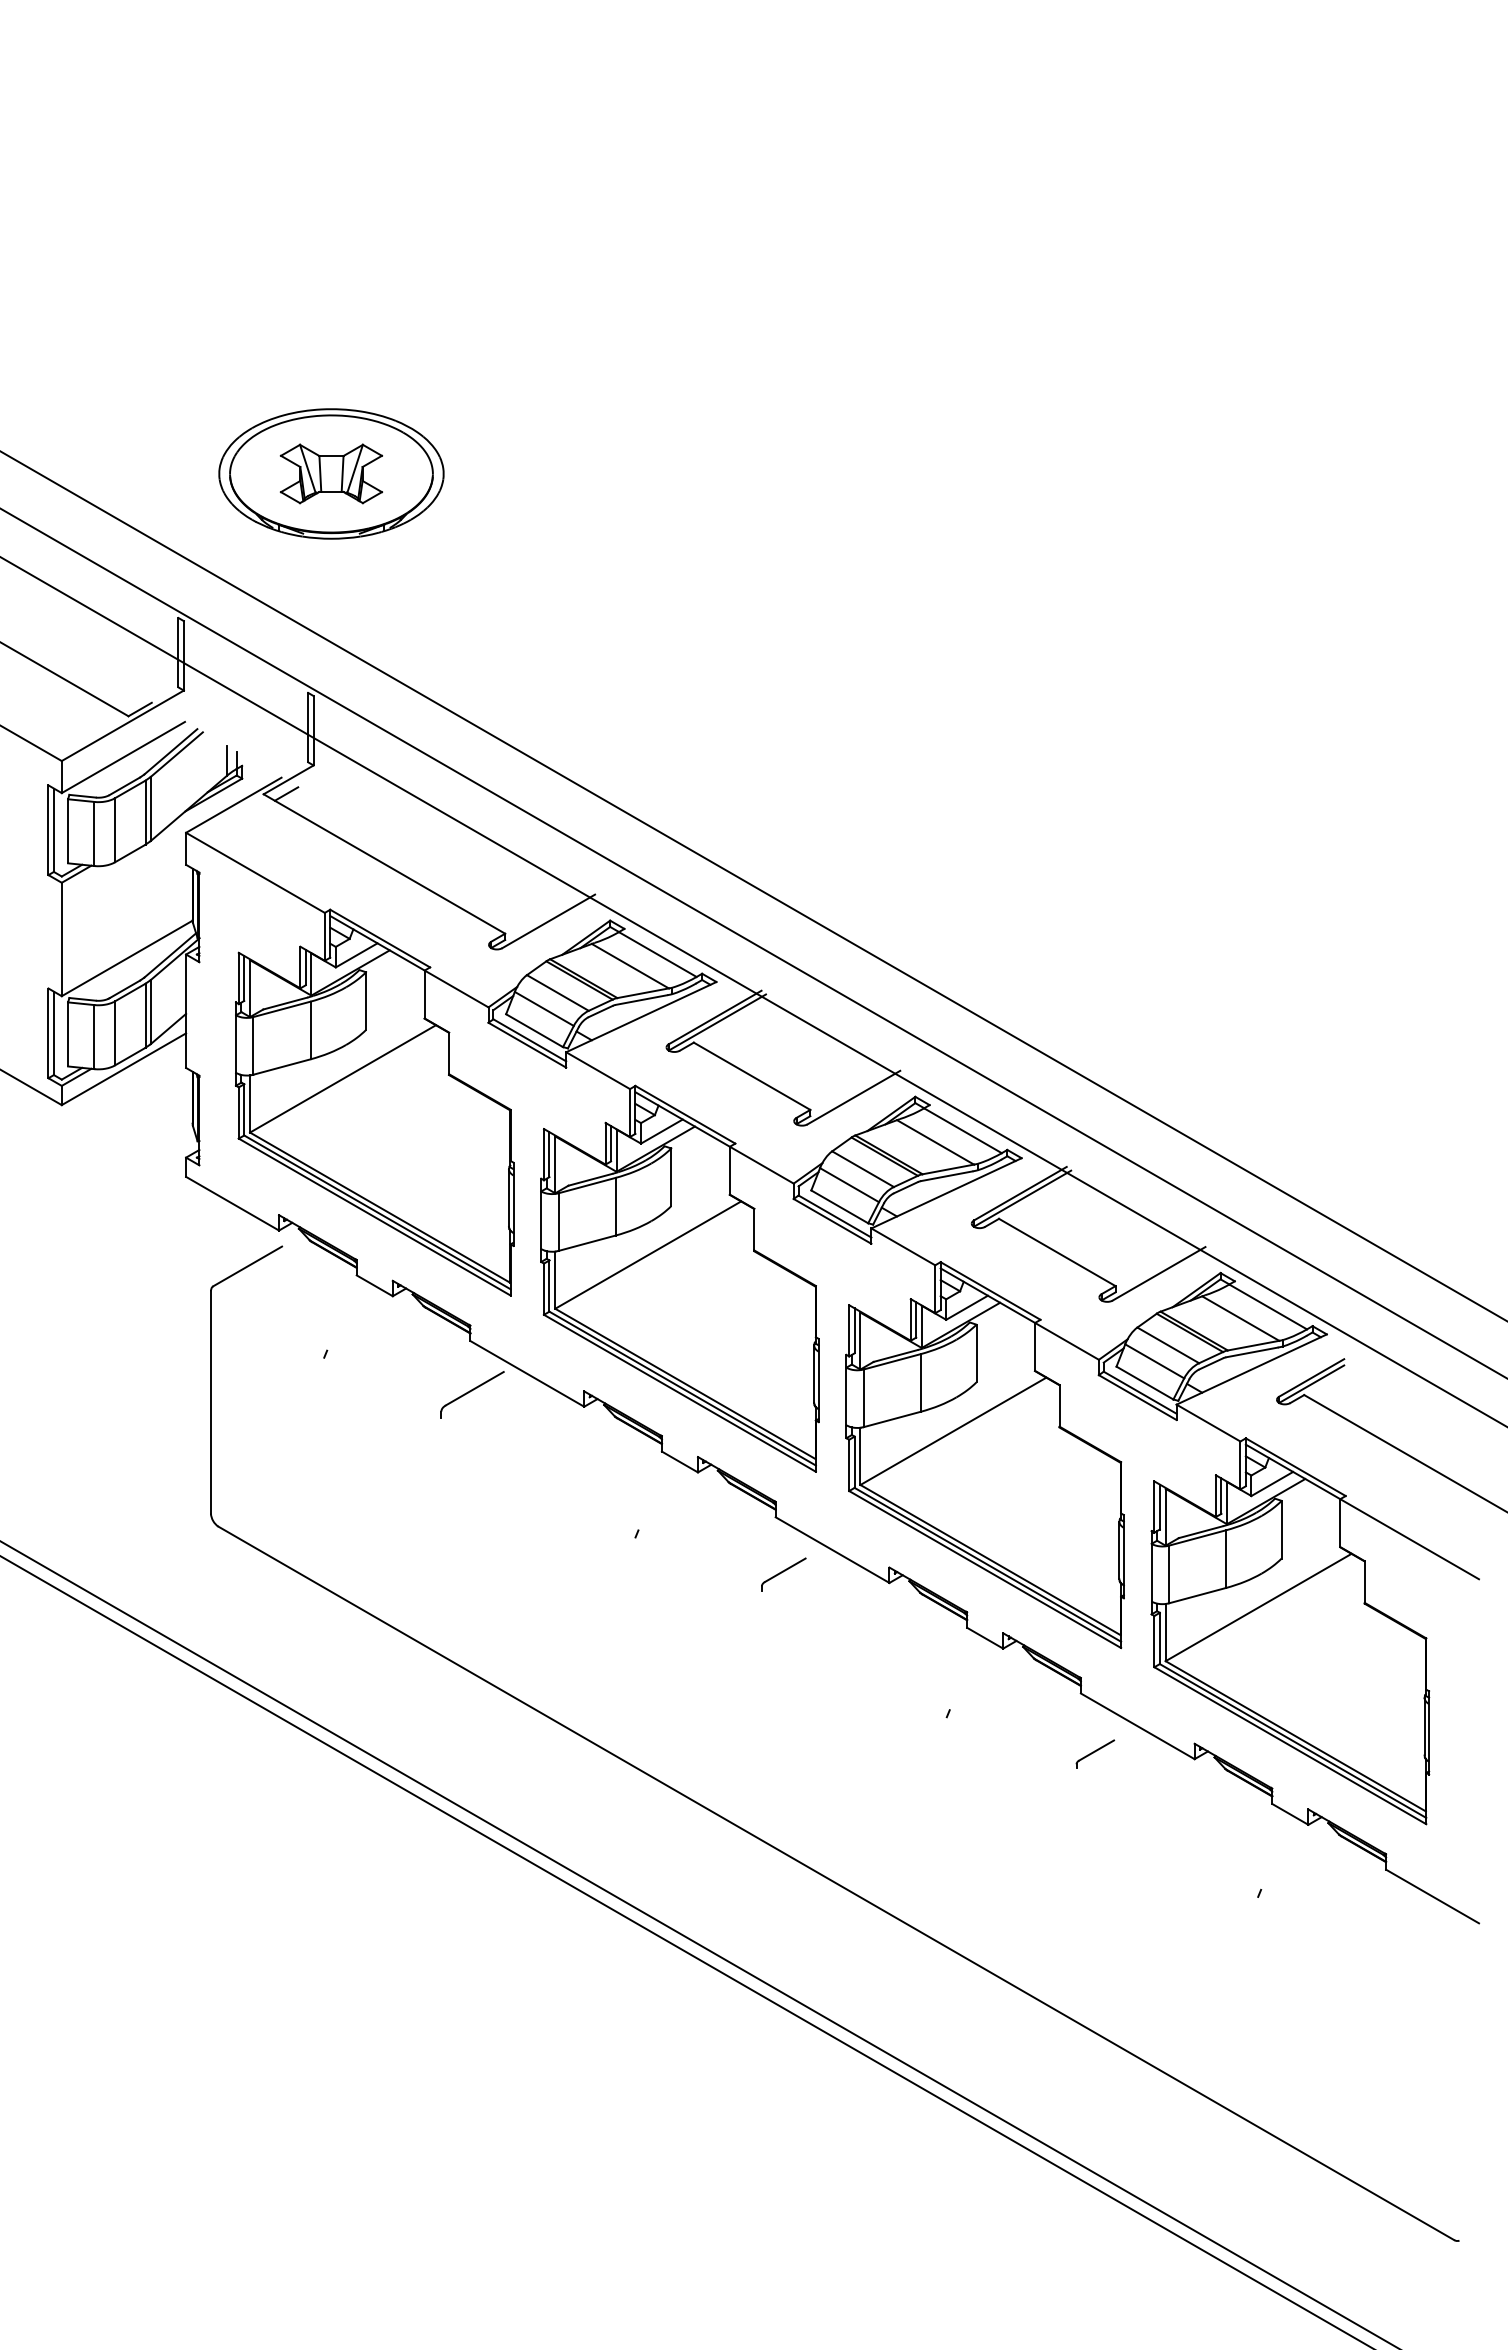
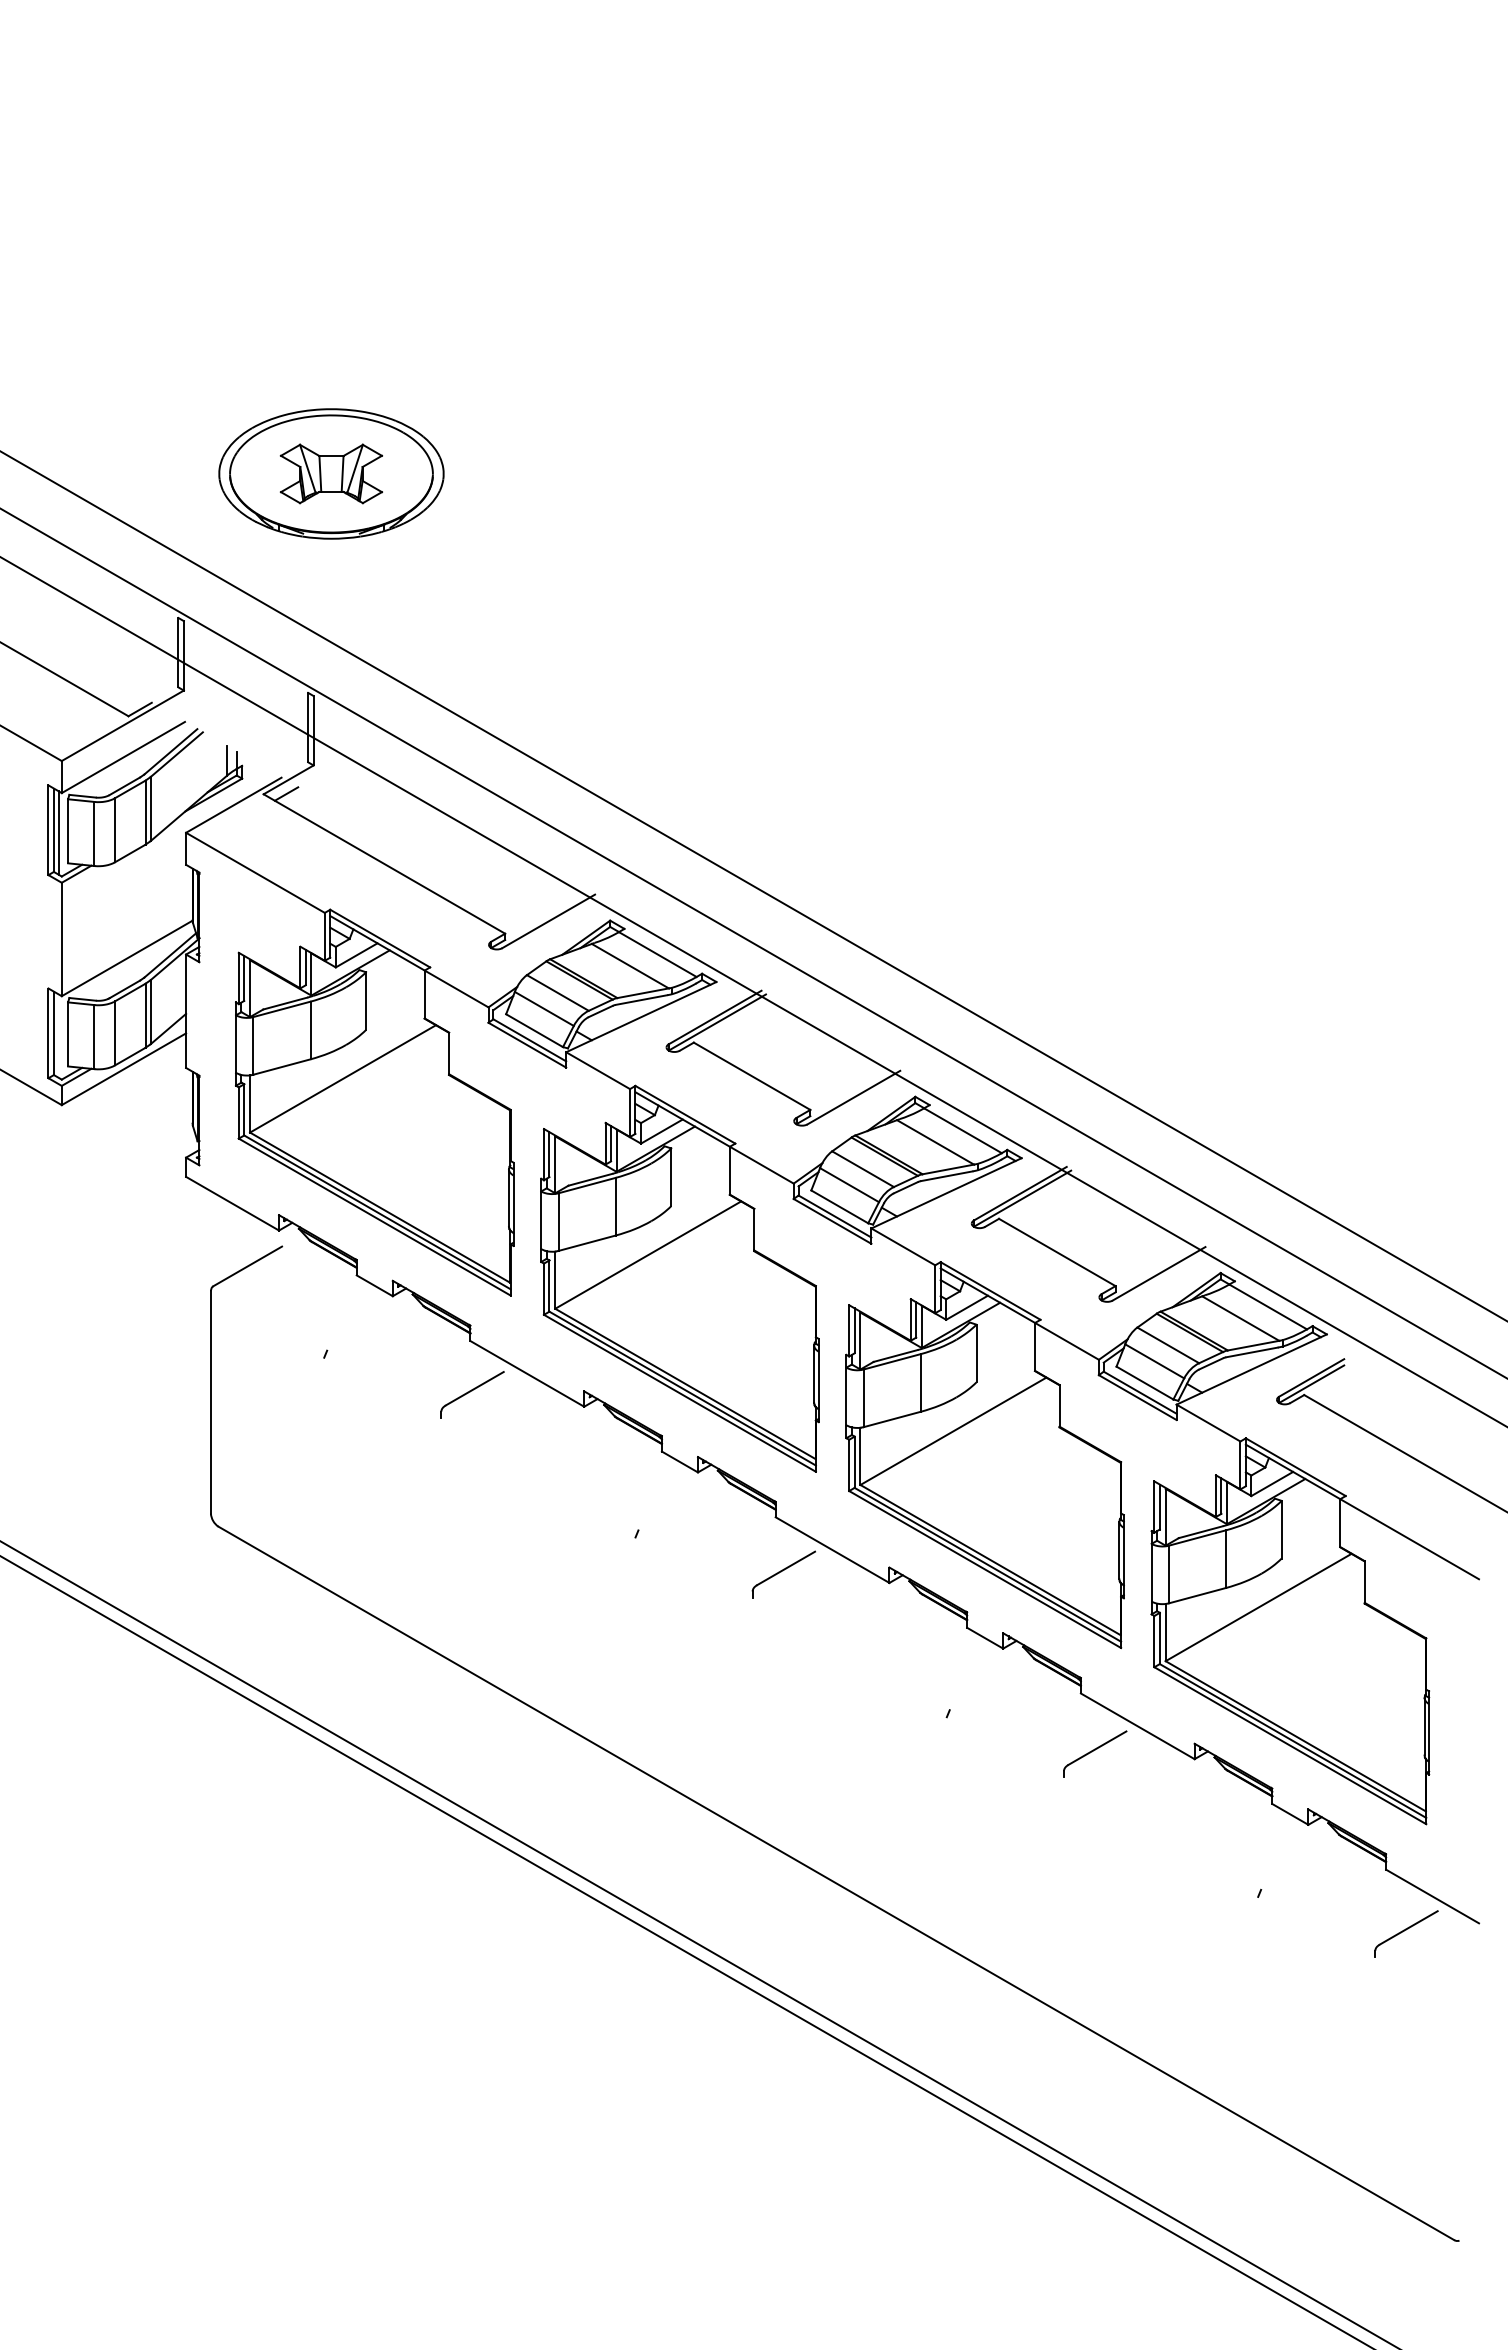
line: none -> present (58, 832)
part size: 46x35 px -> 65x49 px (783, 1574)
part size: 41x30 px -> 65x48 px (1095, 1753)
part: none -> present (1406, 1933)
